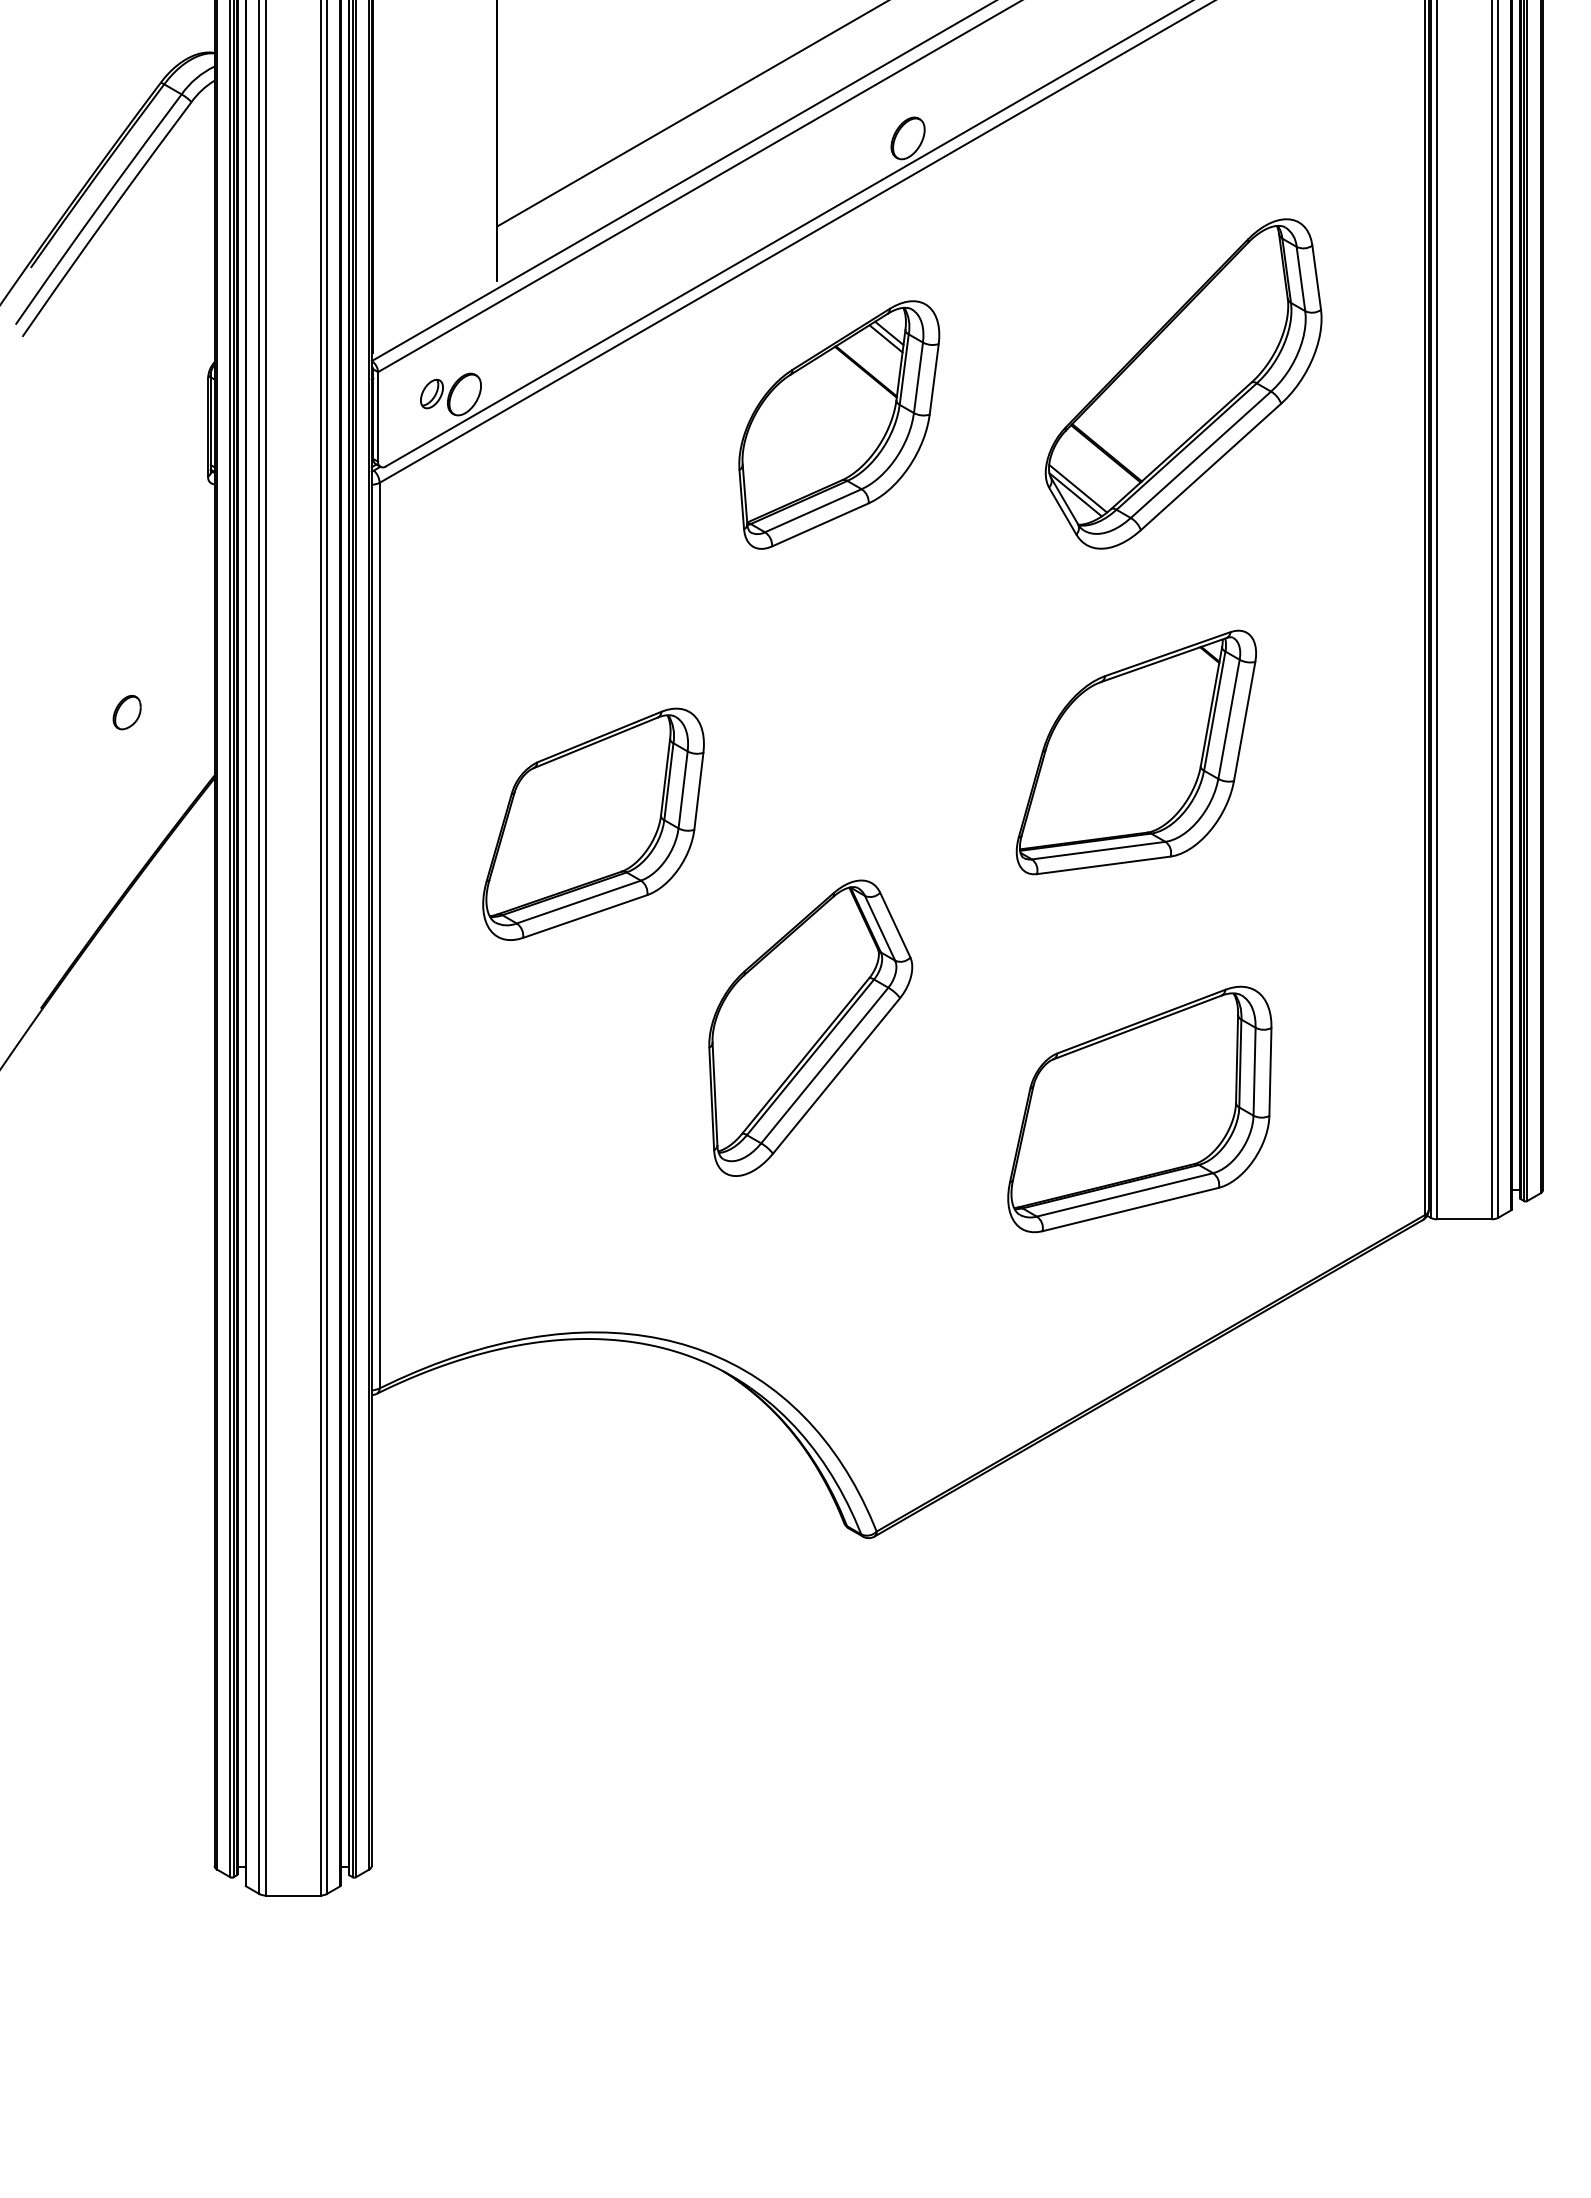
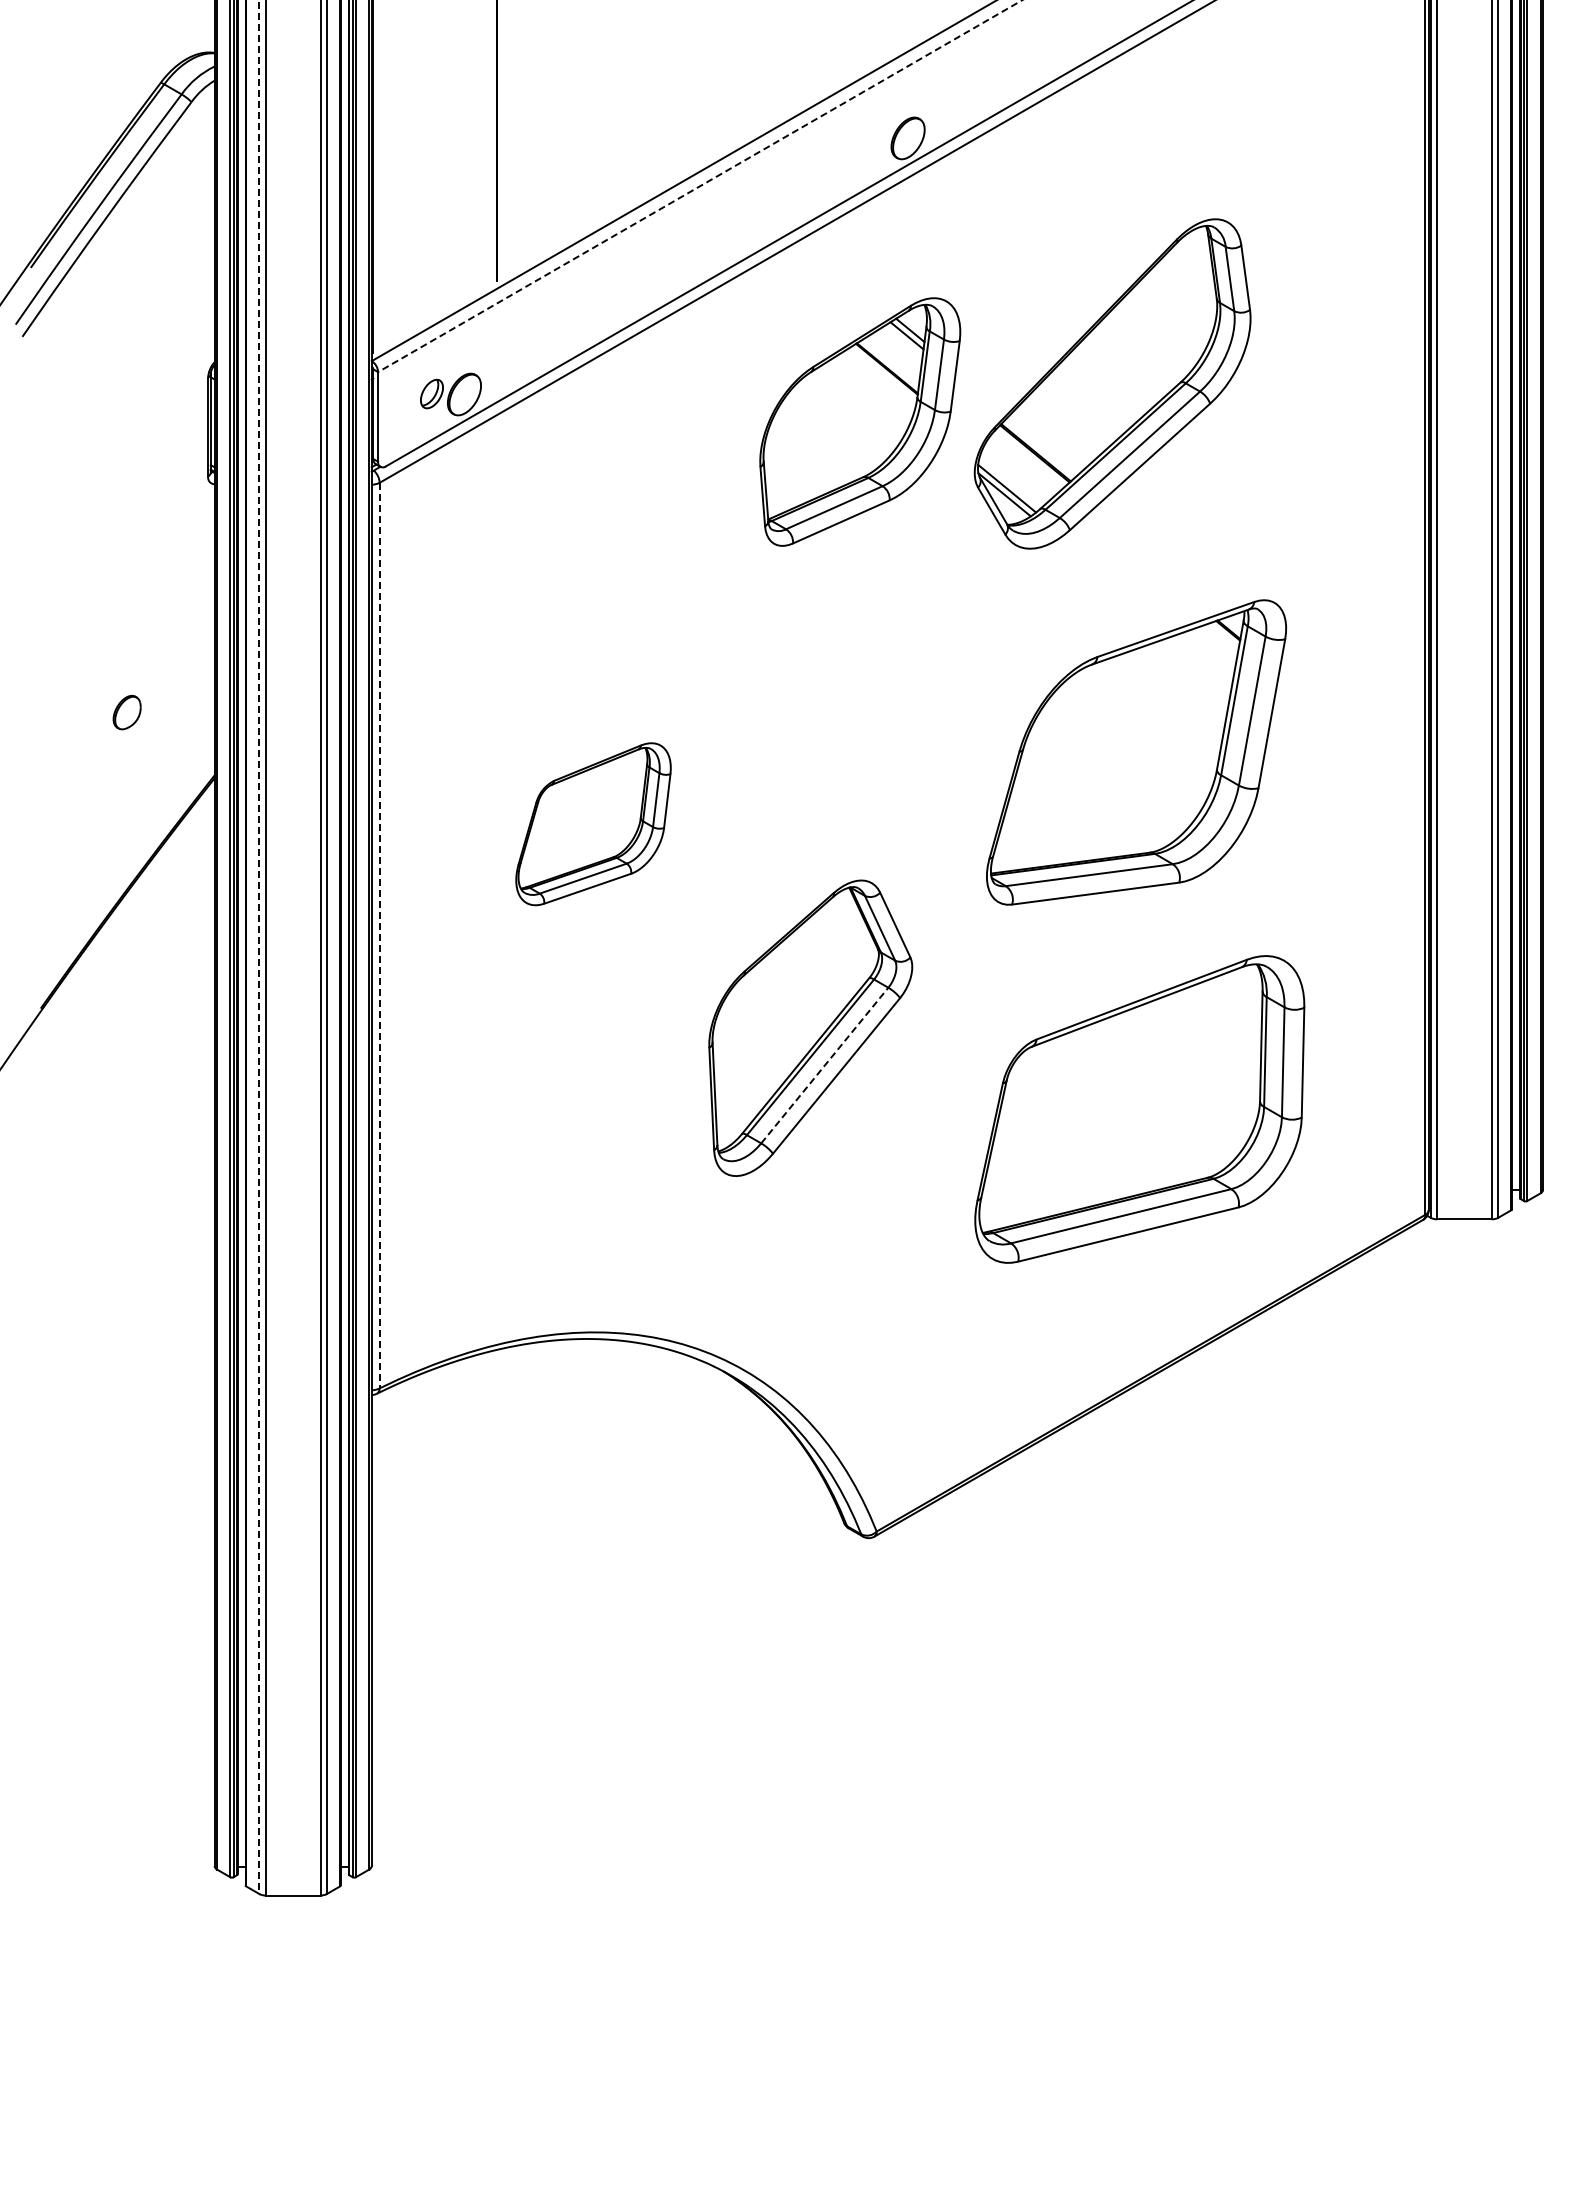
line: present -> none (691, 114)
line: solid -> dashed (700, 186)
part position: (1183, 383) -> (1112, 383) (1112, 383)
part position: (839, 424) -> (860, 421) (860, 421)
part size: 242x247 px -> 302x307 px (1136, 752)
part size: 223x234 px -> 157x165 px (593, 824)
line: solid -> dashed (379, 935)
line: solid -> dashed (259, 947)
line: solid -> dashed (825, 1065)
part size: 266x249 px -> 332x309 px (1139, 1109)
